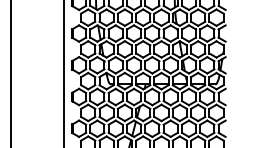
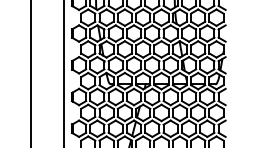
line position: (11, 73) -> (31, 73) (31, 73)
